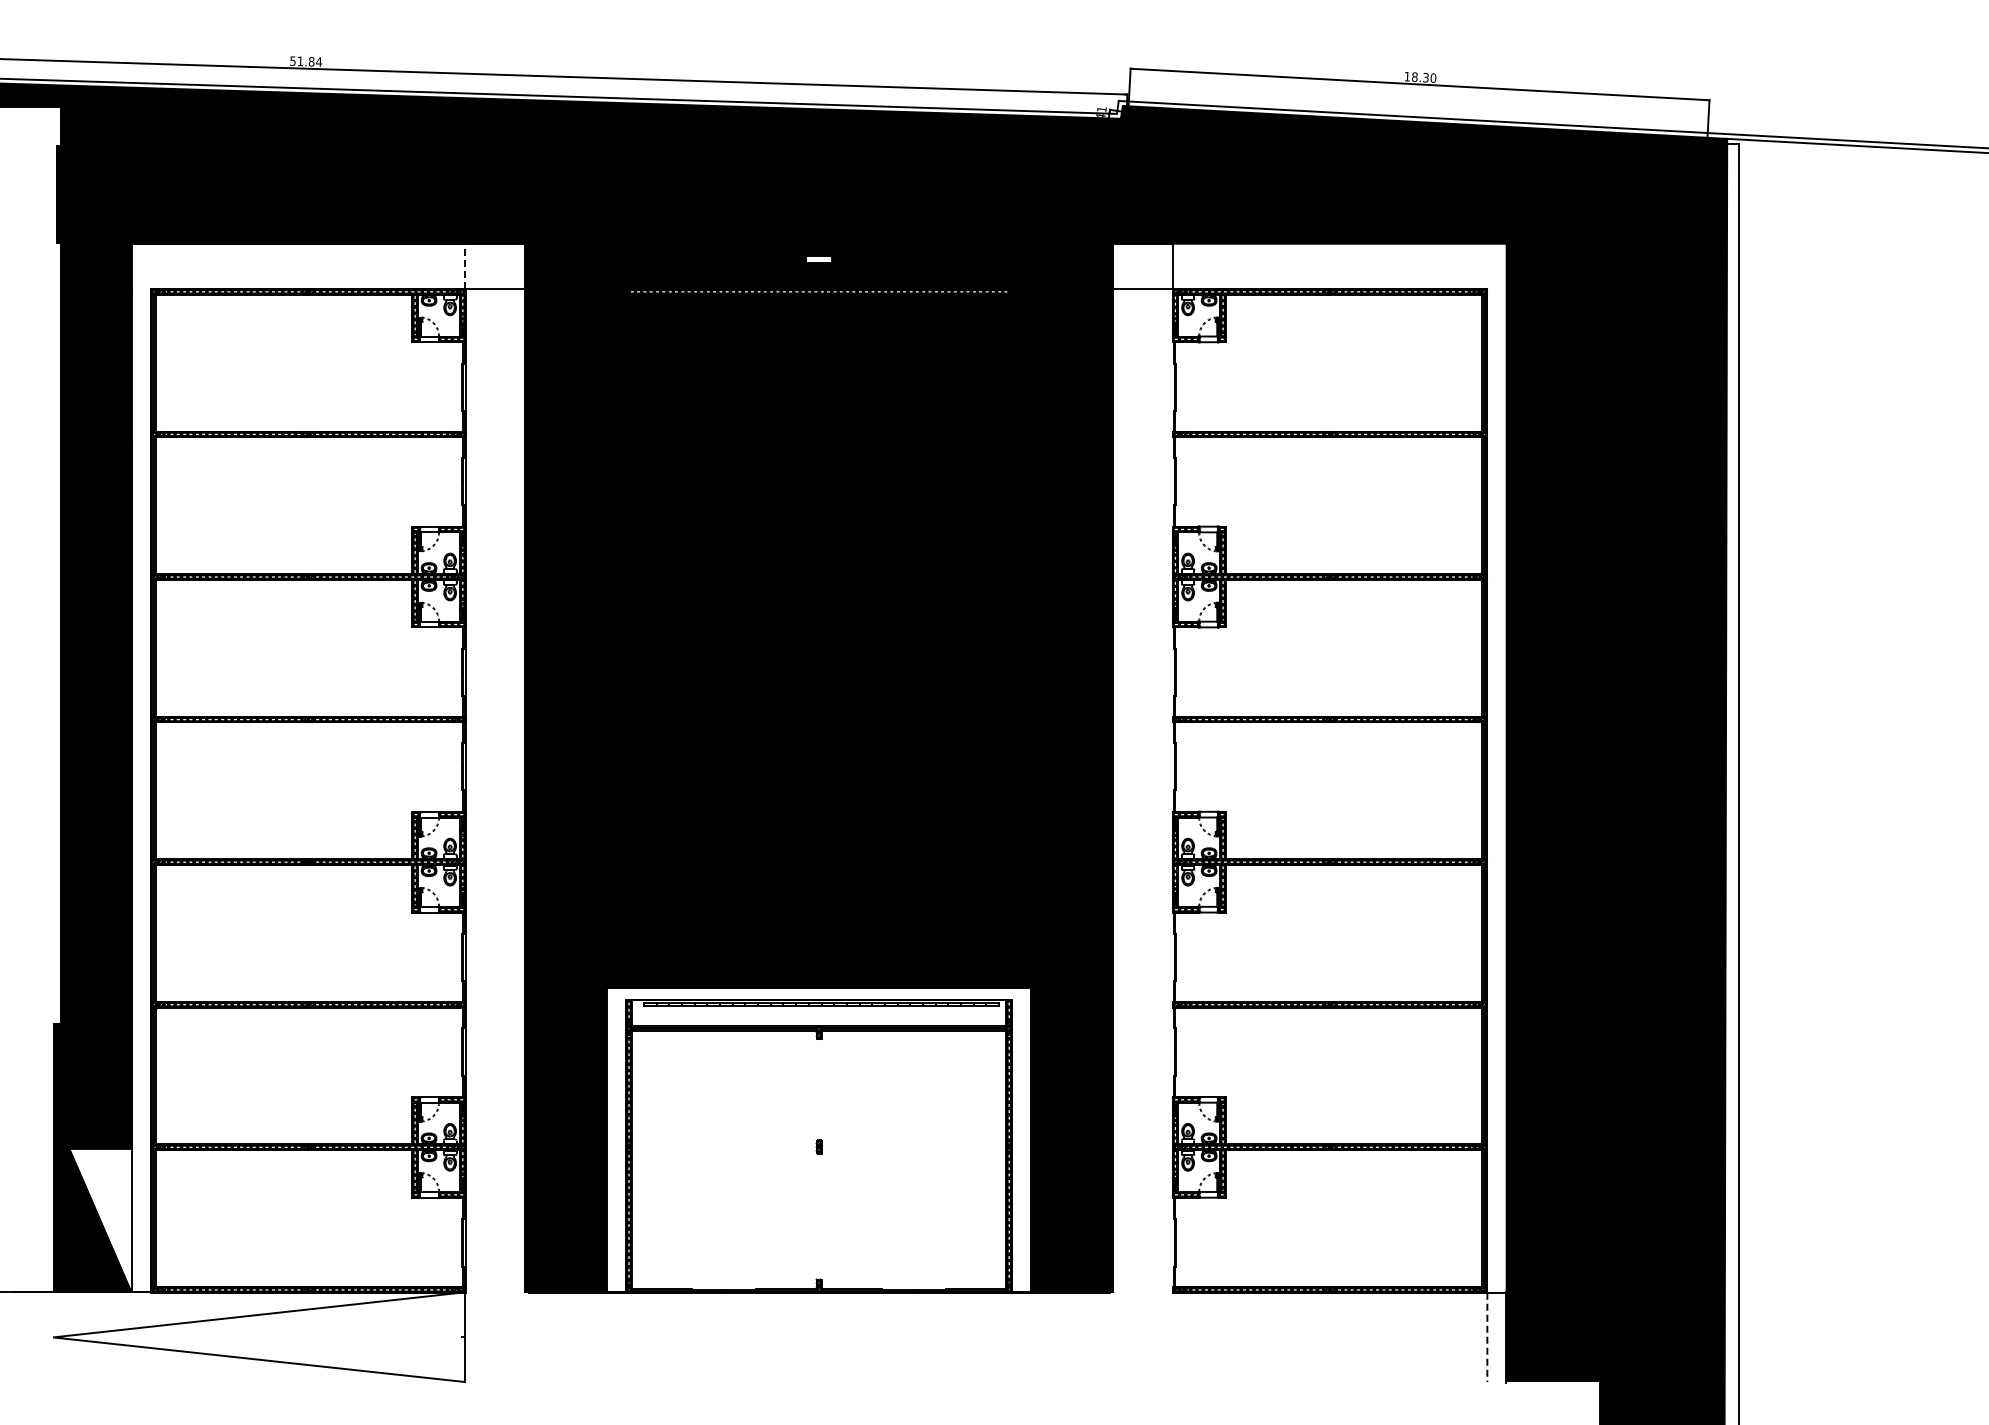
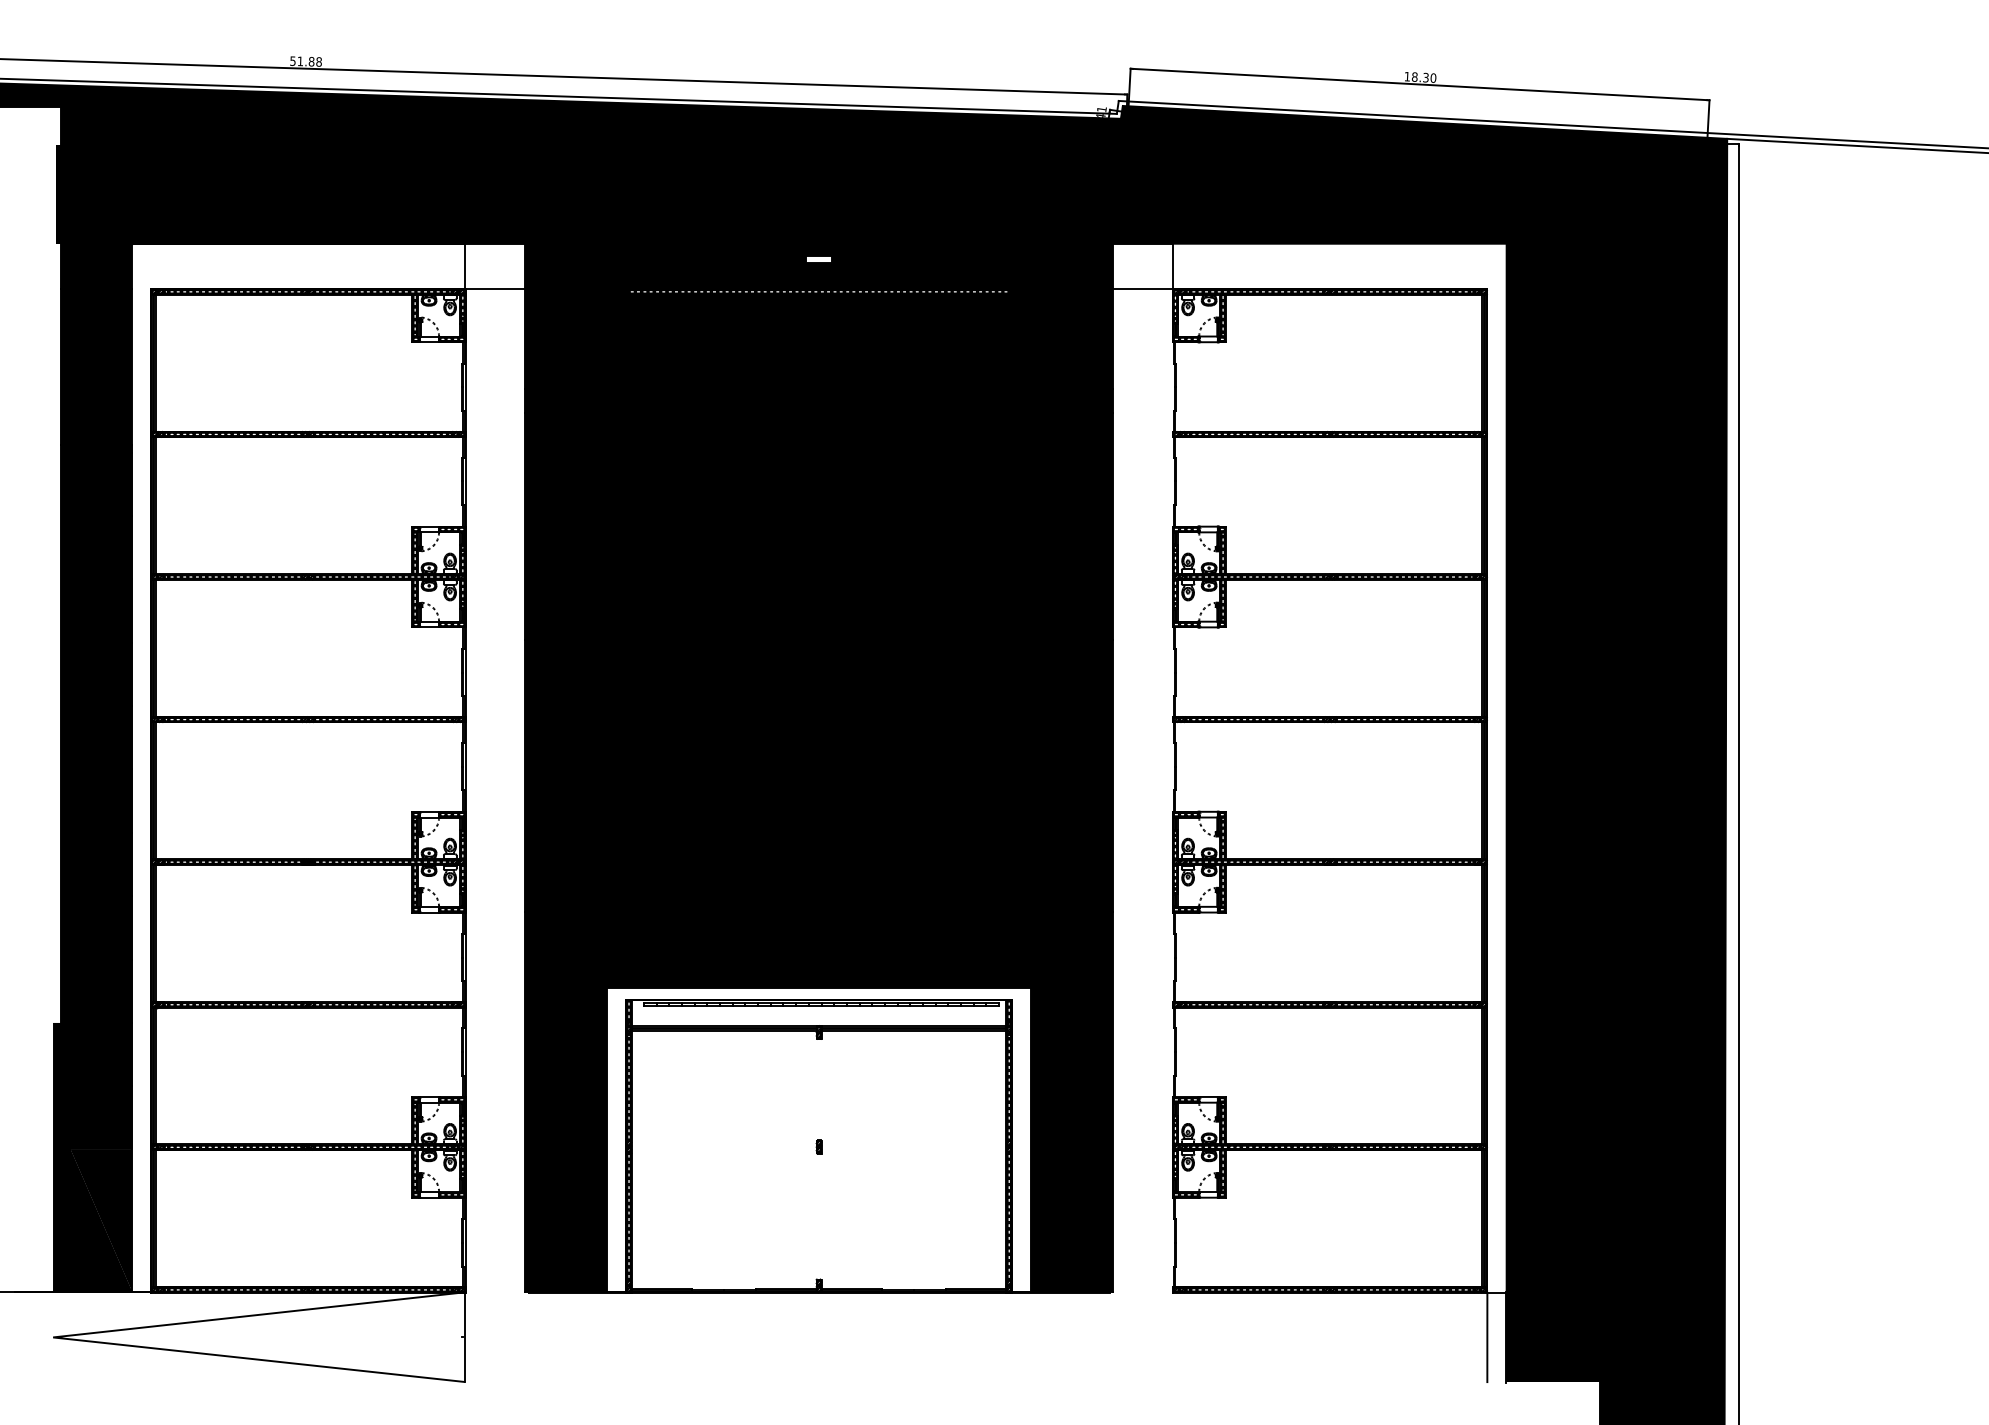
text: 51.84 -> 51.88 (318, 61)
line: dashed -> solid (465, 266)
fill: none -> present (101, 1220)
line: dashed -> solid (1487, 1337)
